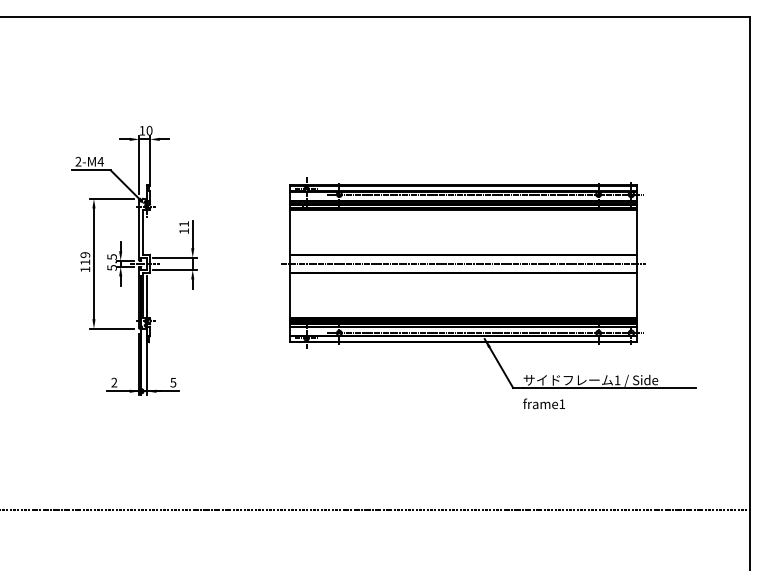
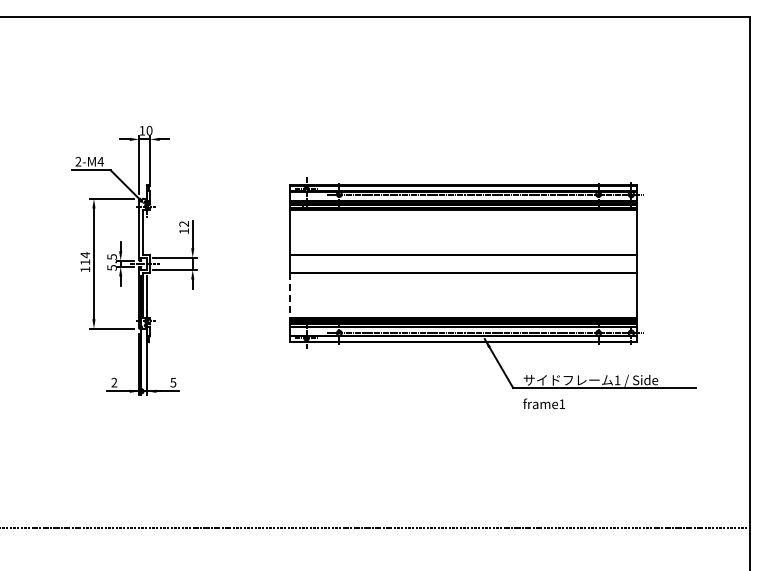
text: 11 -> 12 (183, 223)
text: 119 -> 114 (85, 255)
line: present -> none (463, 263)
line: solid -> dashed (290, 296)
line position: (375, 509) -> (375, 527) (375, 527)
